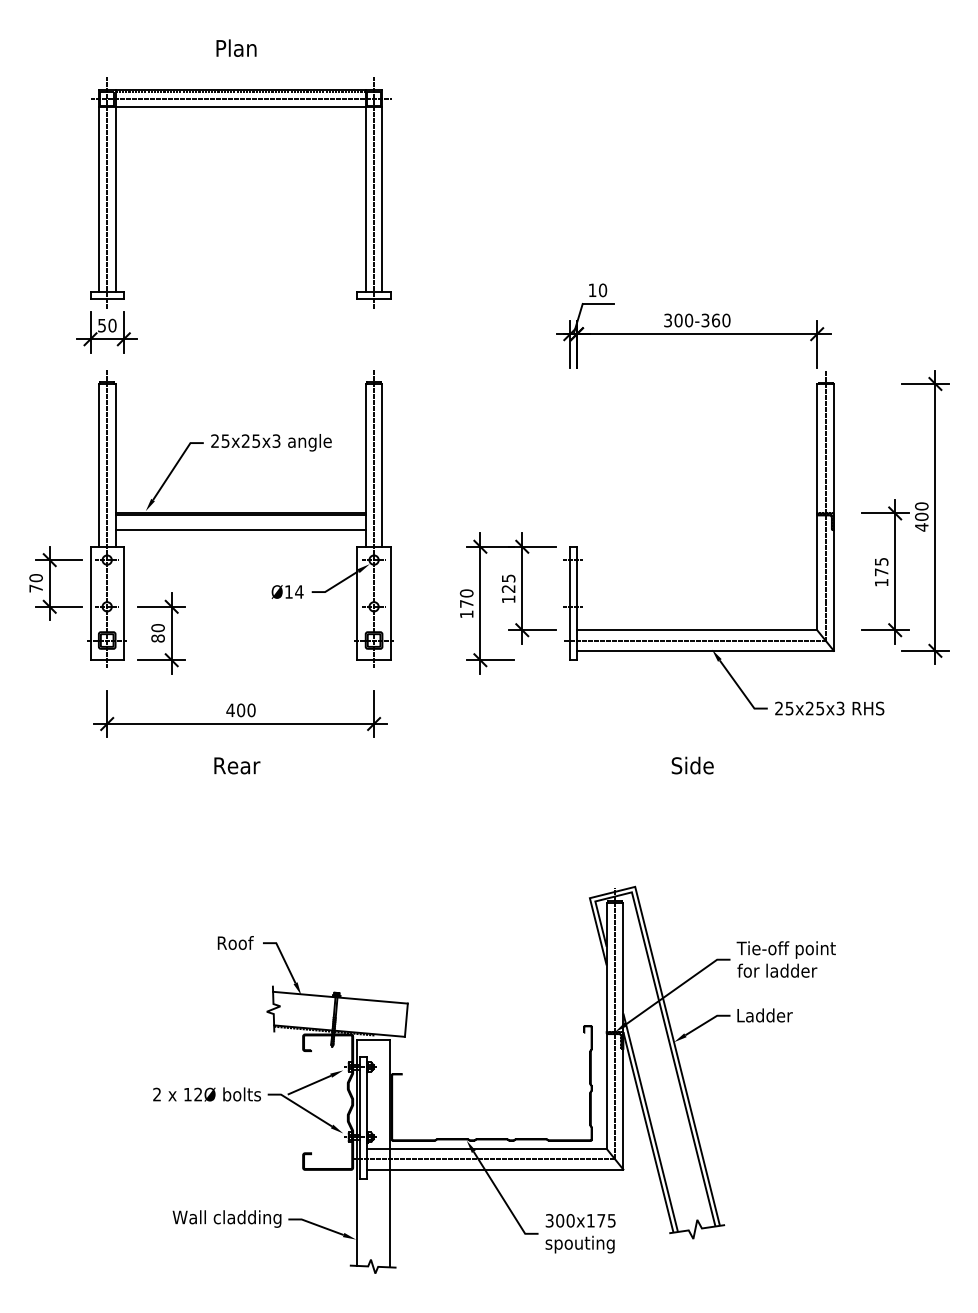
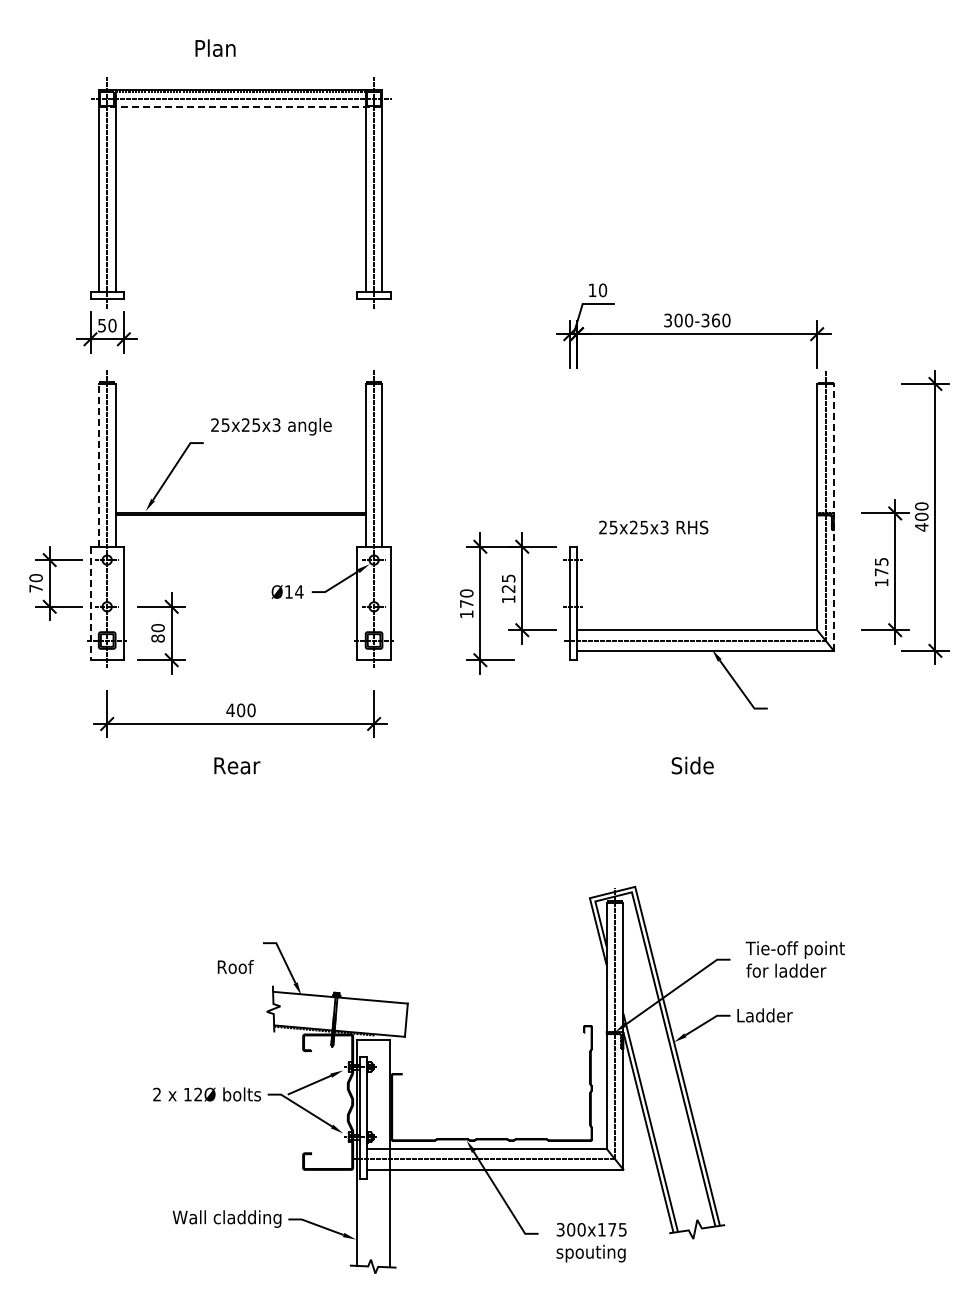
text position: (236, 47) -> (215, 47) (215, 47)
line: solid -> dashed (240, 107)
text position: (271, 442) -> (271, 426) (271, 426)
line: solid -> dashed (98, 465)
line: solid -> dashed (833, 516)
line: present -> none (240, 529)
line: solid -> dashed (90, 603)
text position: (829, 708) -> (653, 527) (653, 527)
text position: (235, 942) -> (235, 966) (235, 966)
text position: (785, 959) -> (794, 959) (794, 959)
text position: (580, 1233) -> (591, 1242) (591, 1242)
